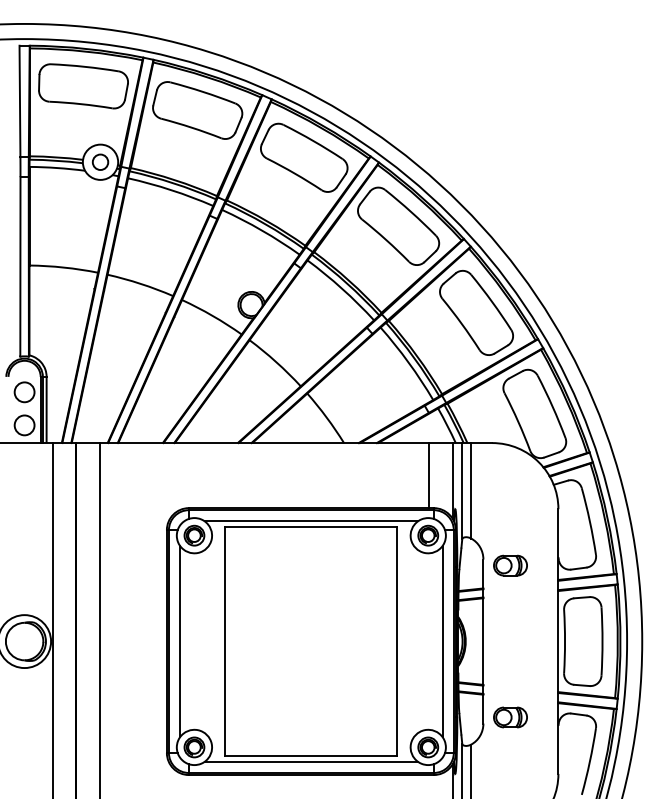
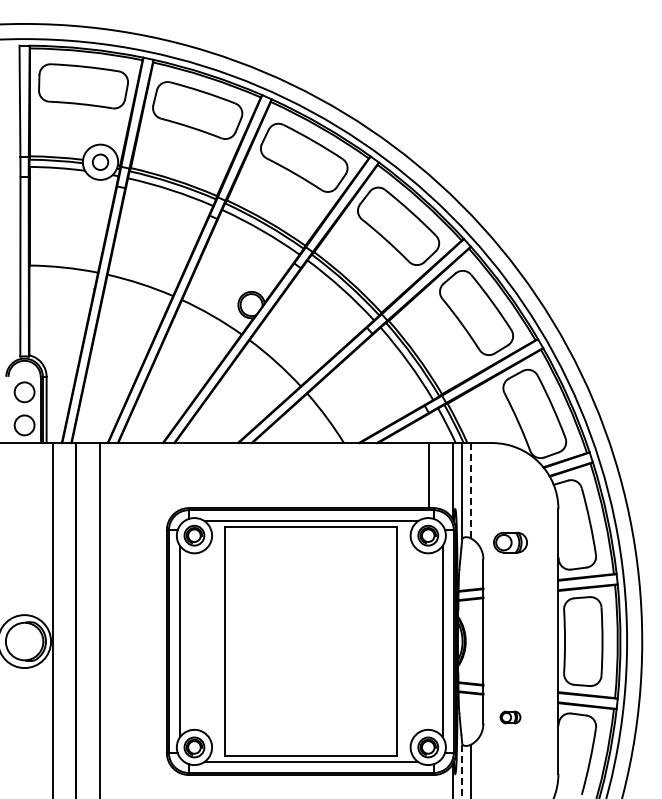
line: solid -> dashed (471, 490)
part position: (510, 565) -> (510, 542) (510, 542)
part size: 35x23 px -> 23x15 px (510, 717)
line: solid -> dashed (462, 770)
